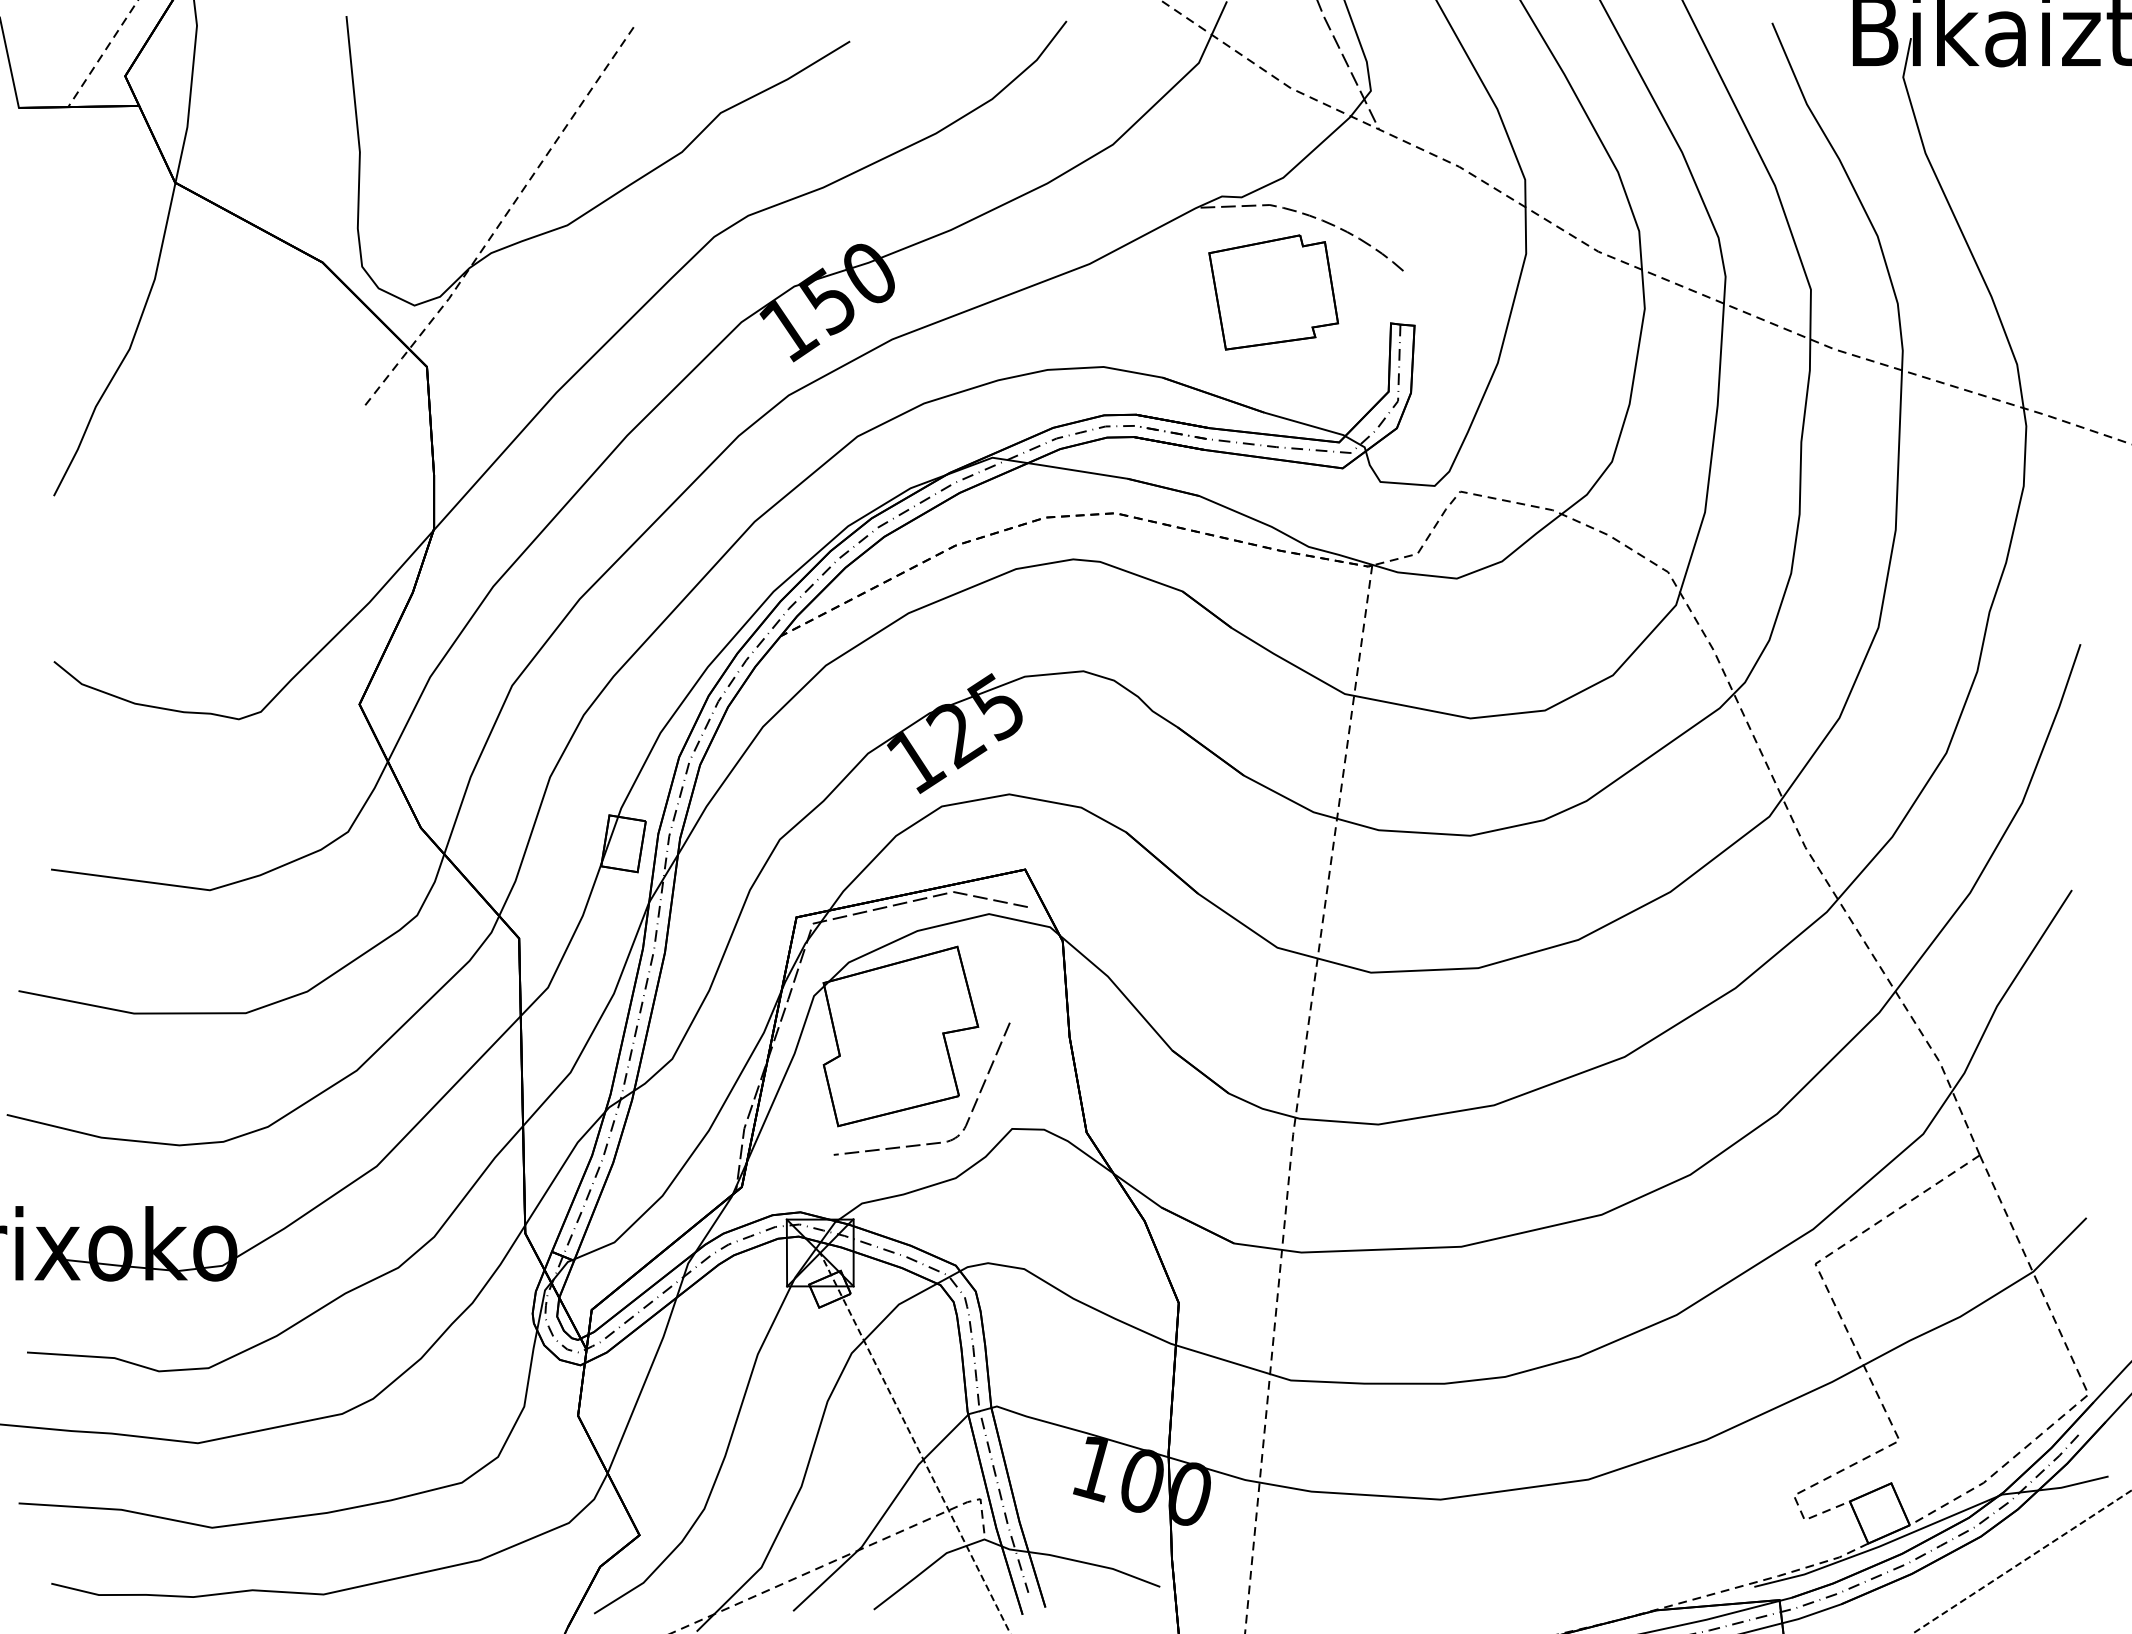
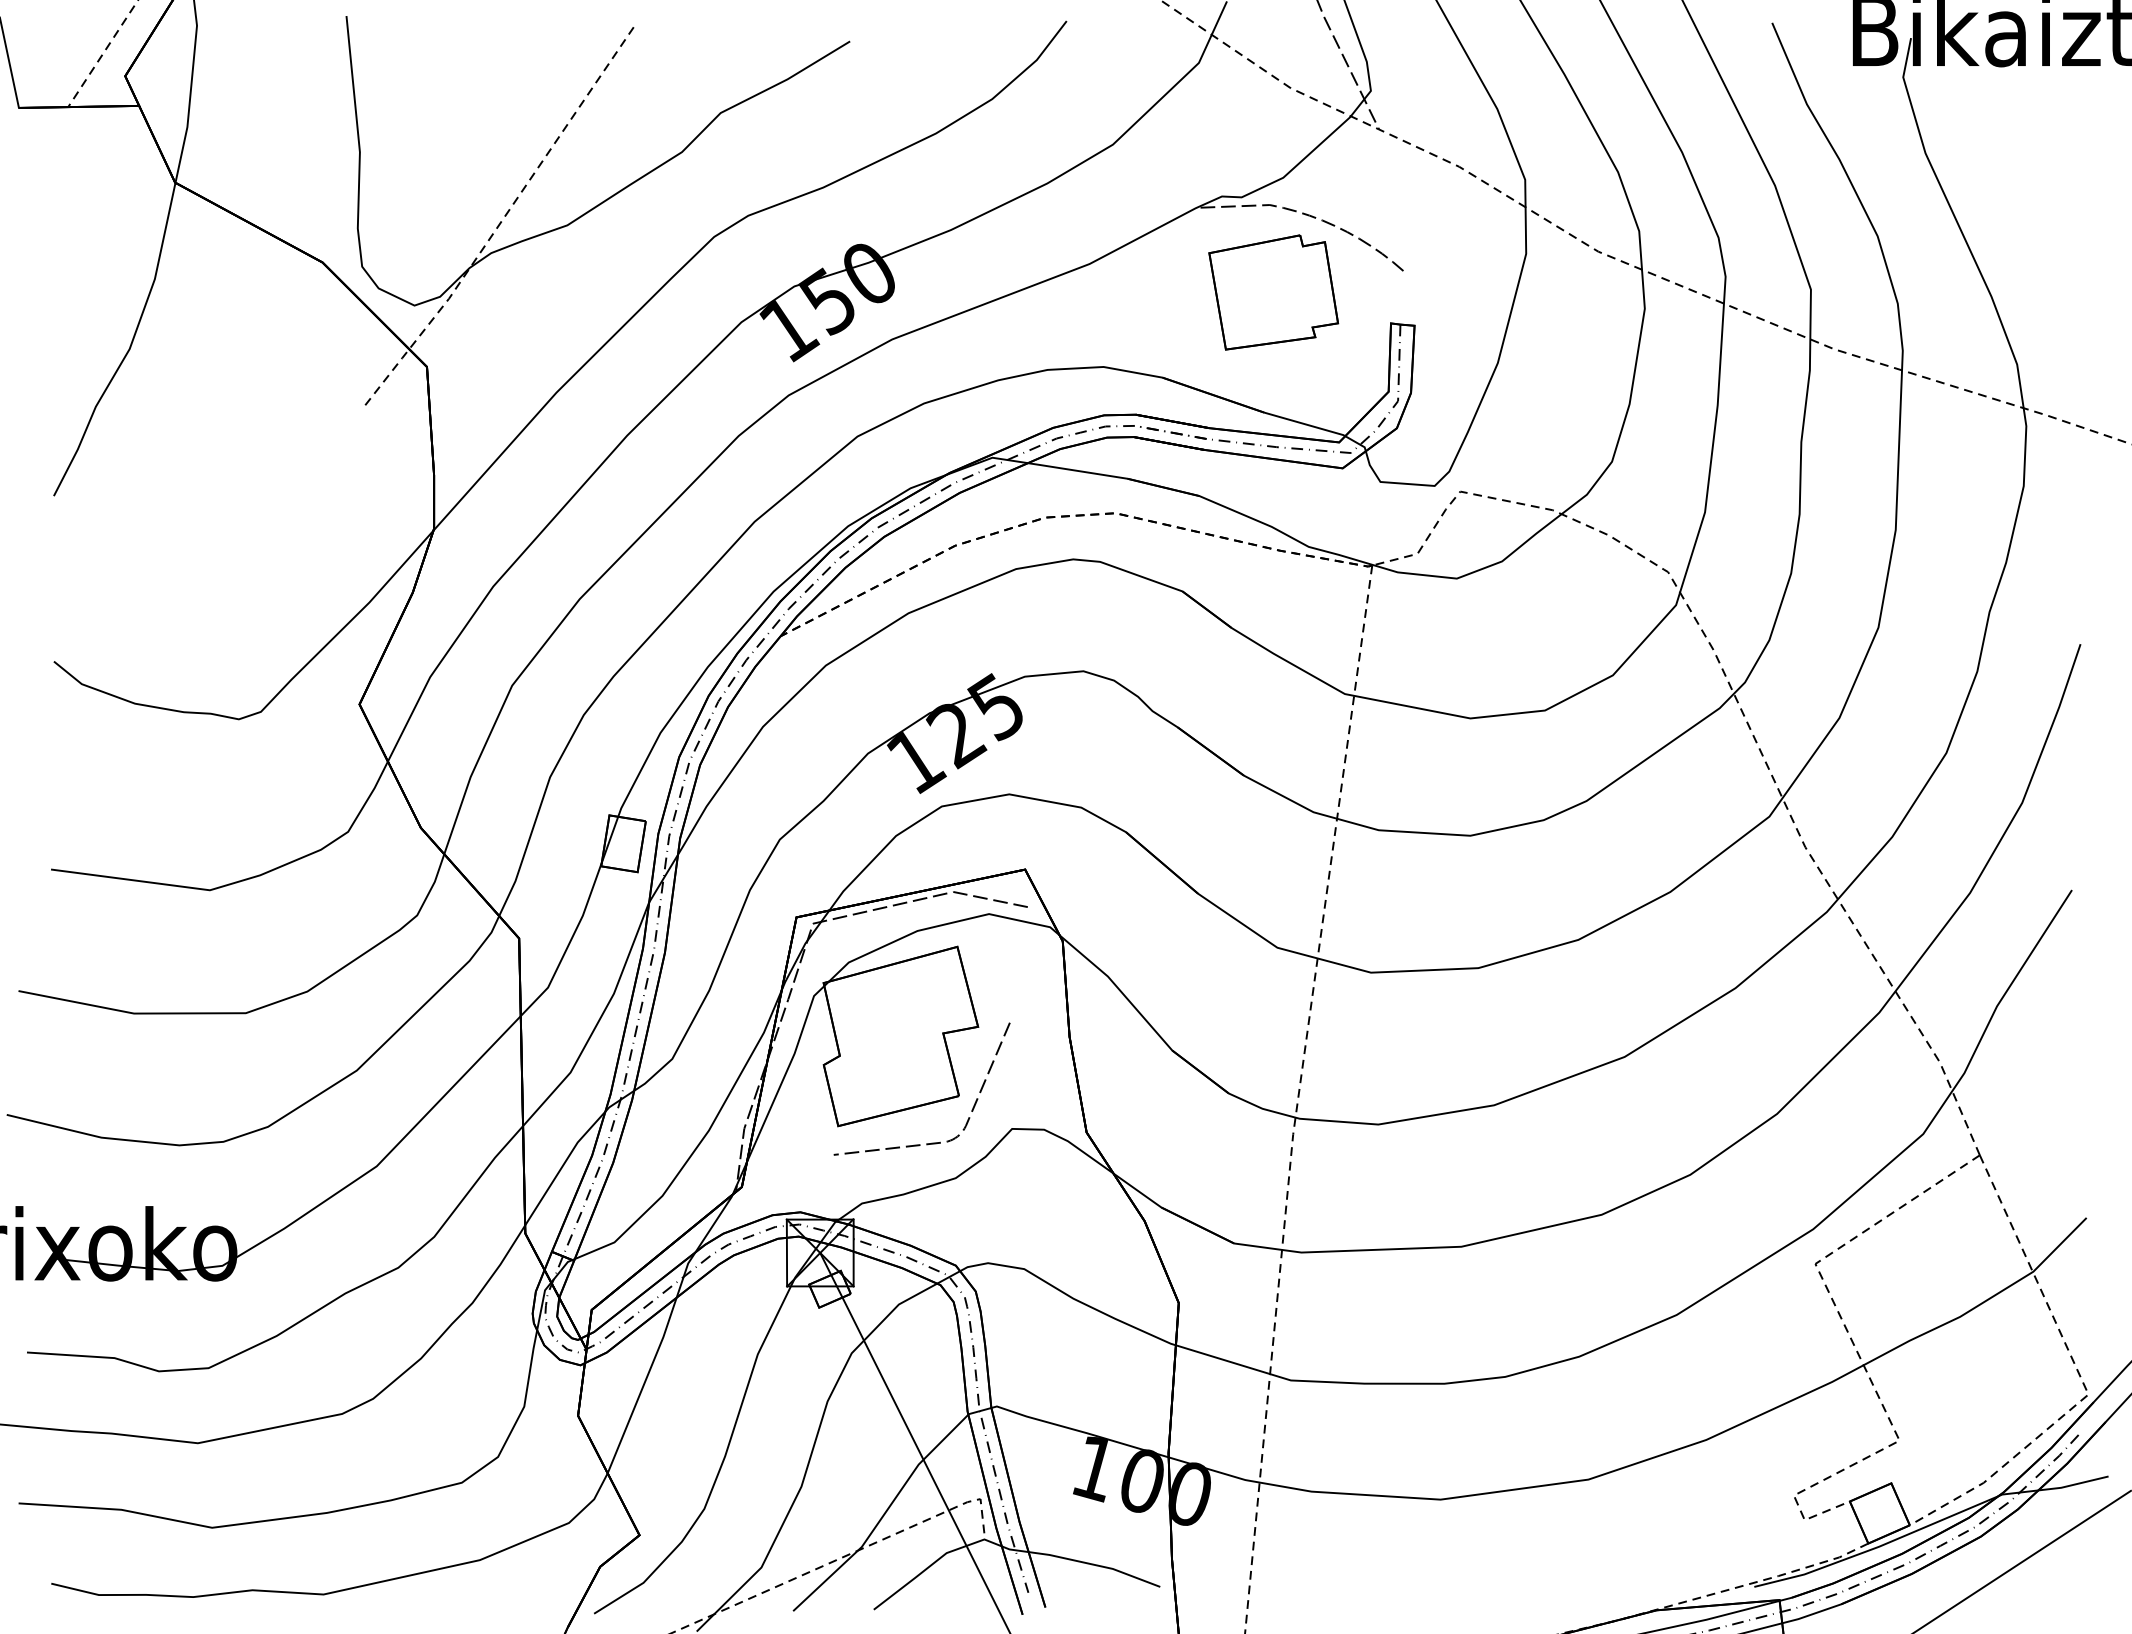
line: dashed -> solid (914, 1442)
line: dashed -> solid (2022, 1561)
